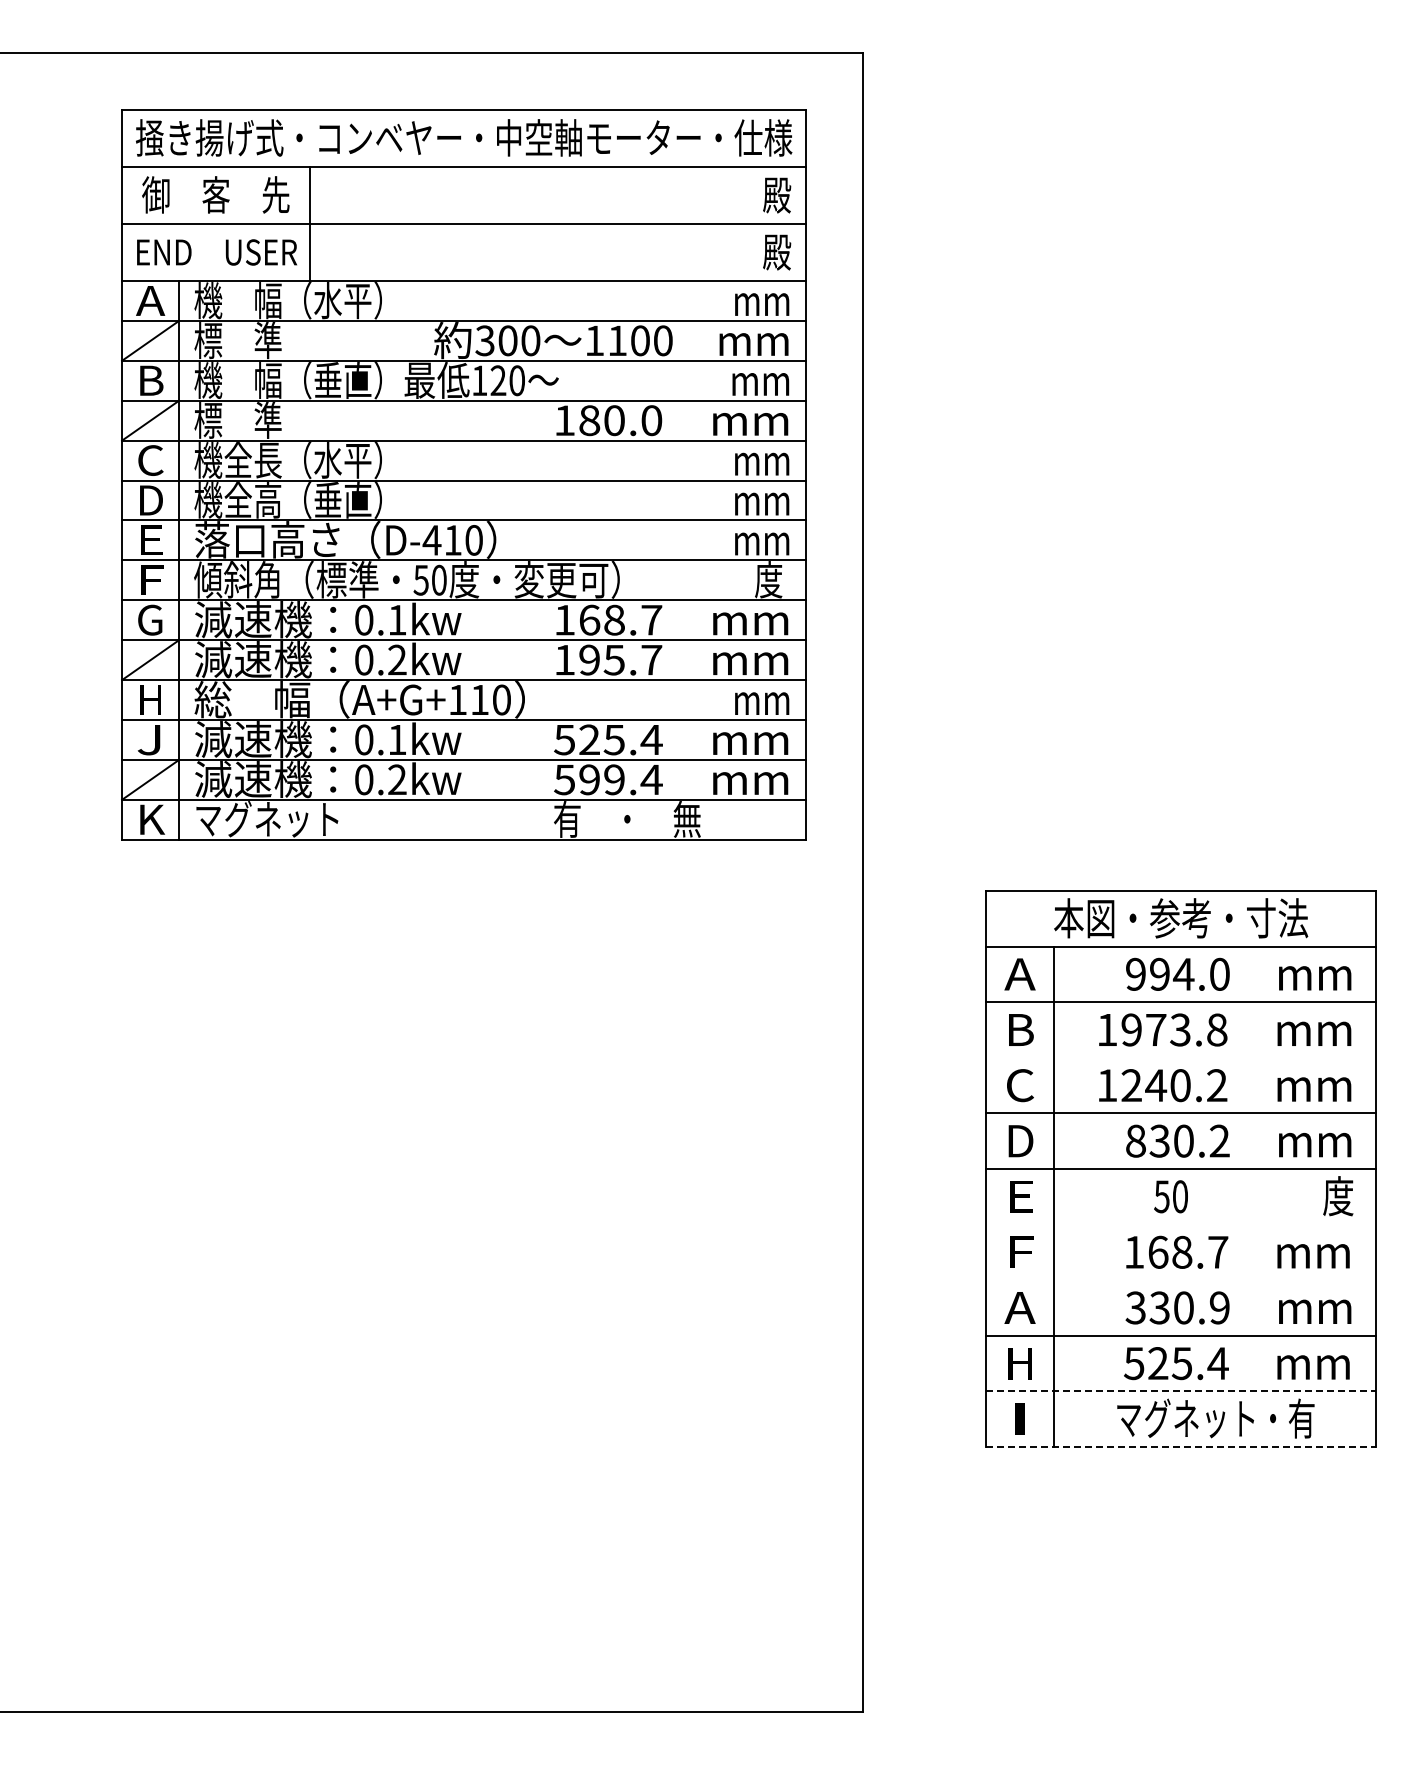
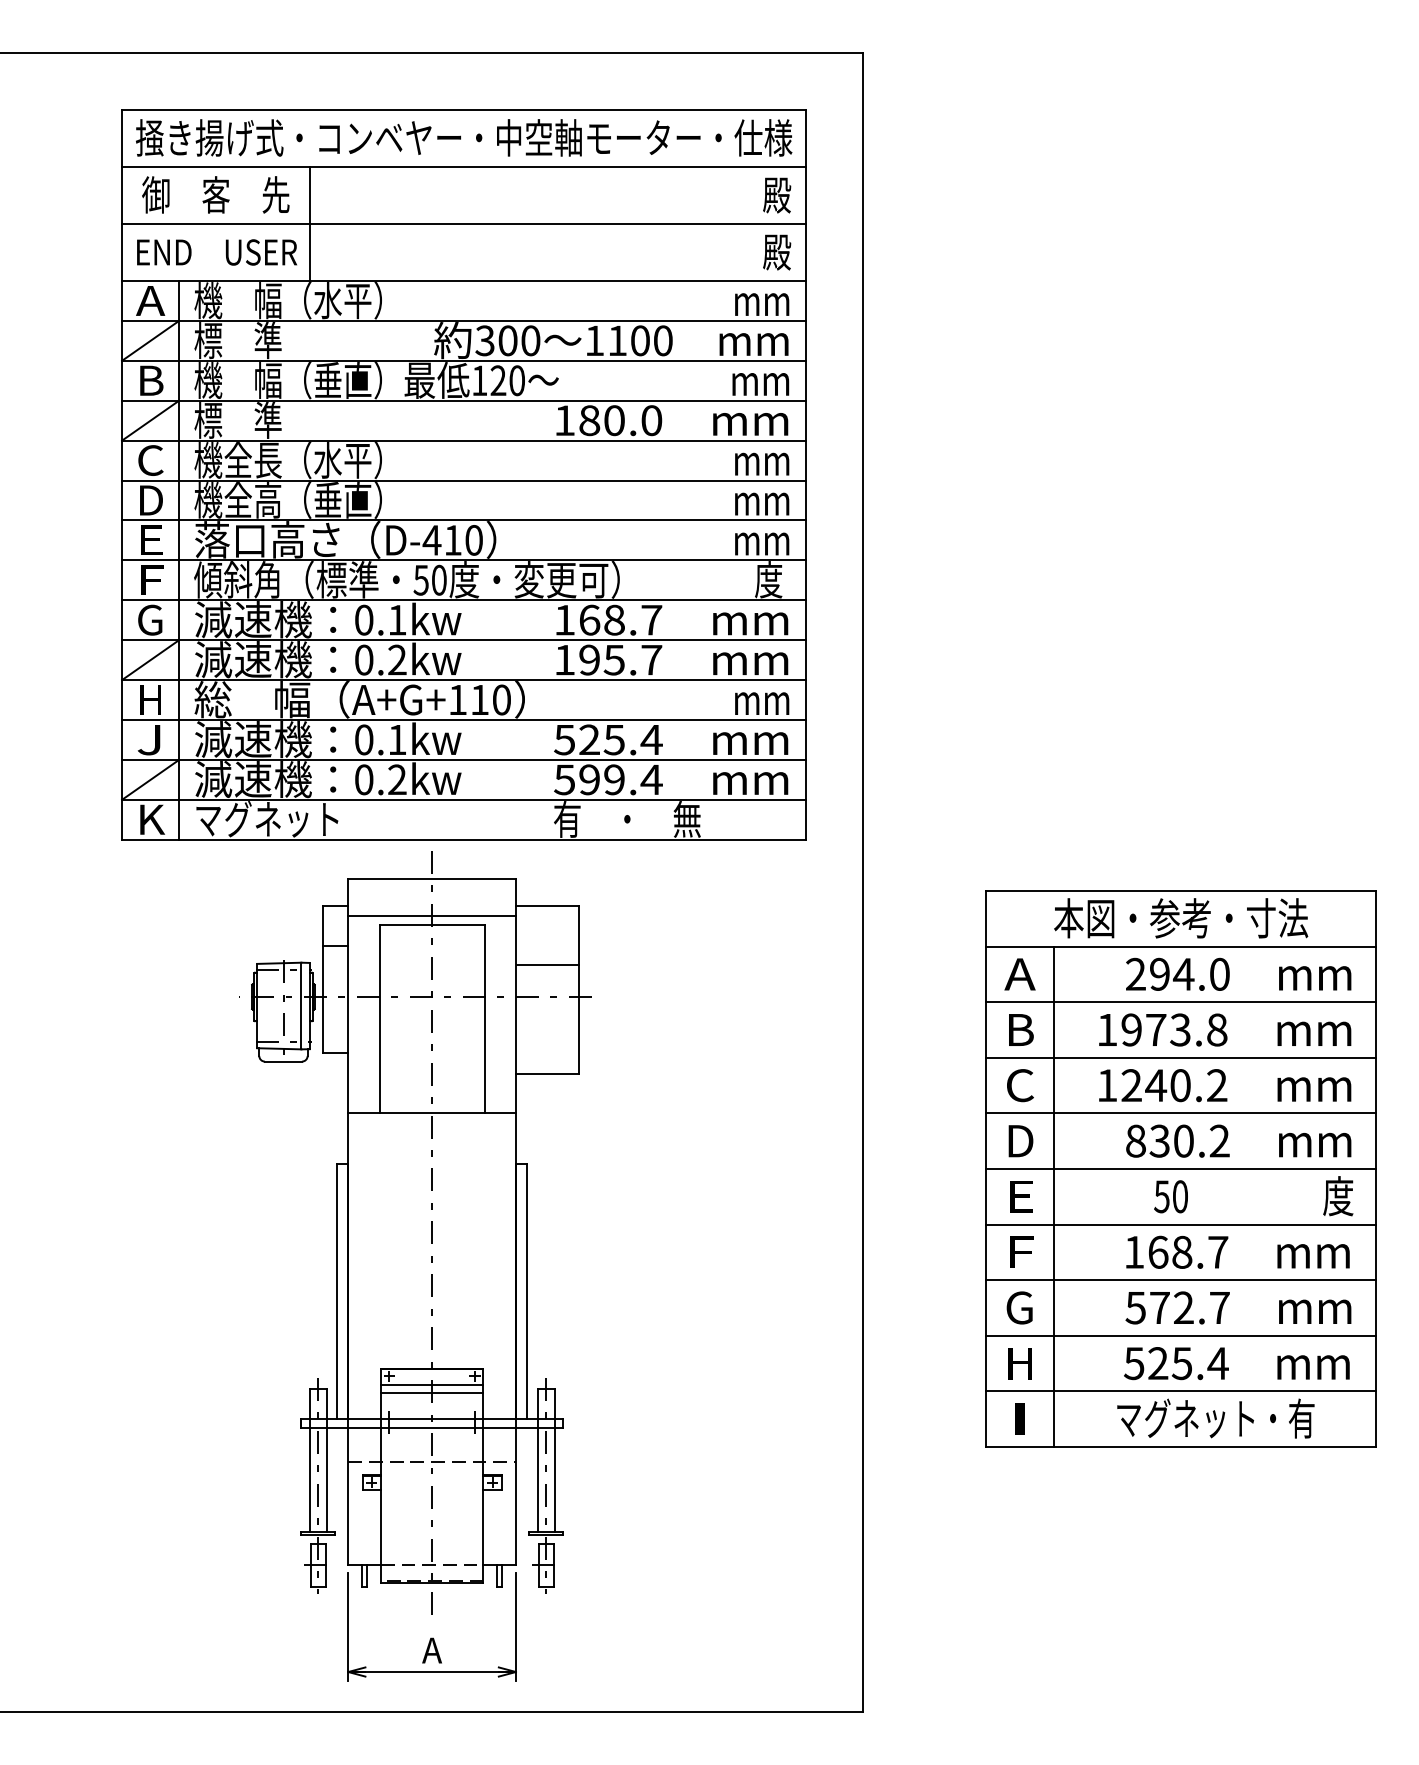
text: 994.0 -> 294.0 (1135, 974)
line: none -> present (1180, 1057)
line: none -> present (1180, 1224)
part: none -> present (415, 1266)
line: none -> present (1180, 1280)
text: A -> G (1019, 1307)
text: 330.9 -> 572.7 (1177, 1307)
line: dashed -> solid (1181, 1391)
line: dashed -> solid (1181, 1446)
